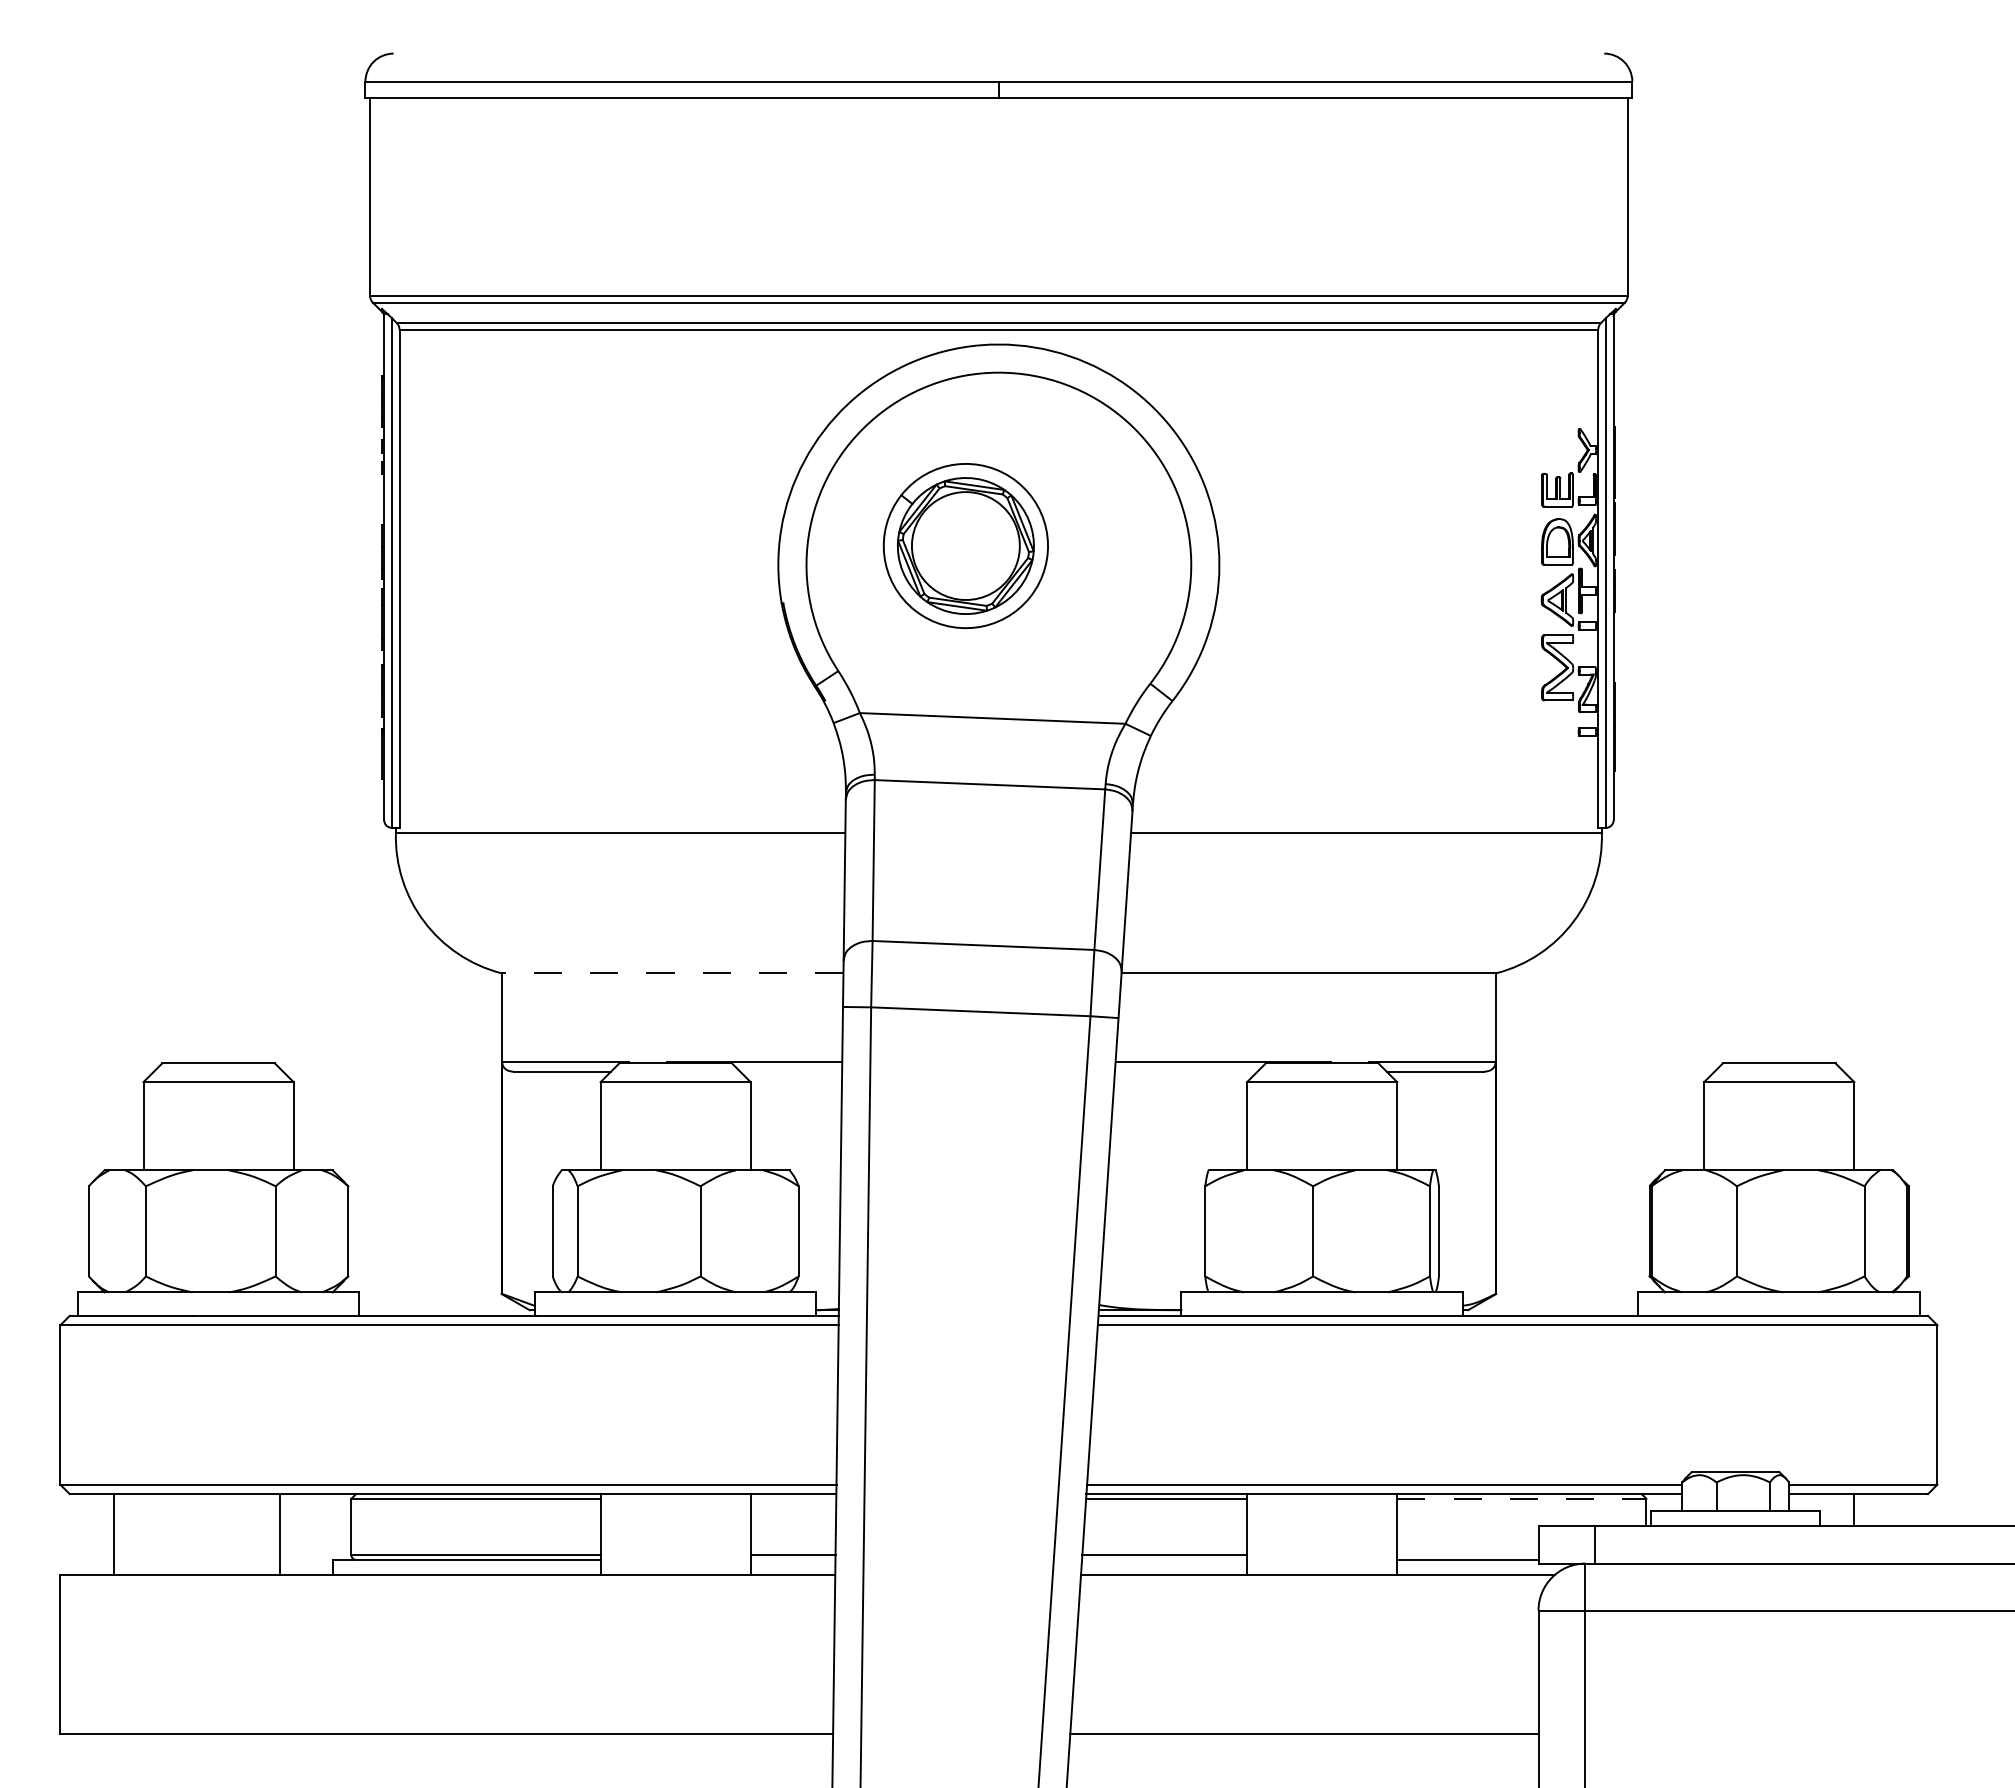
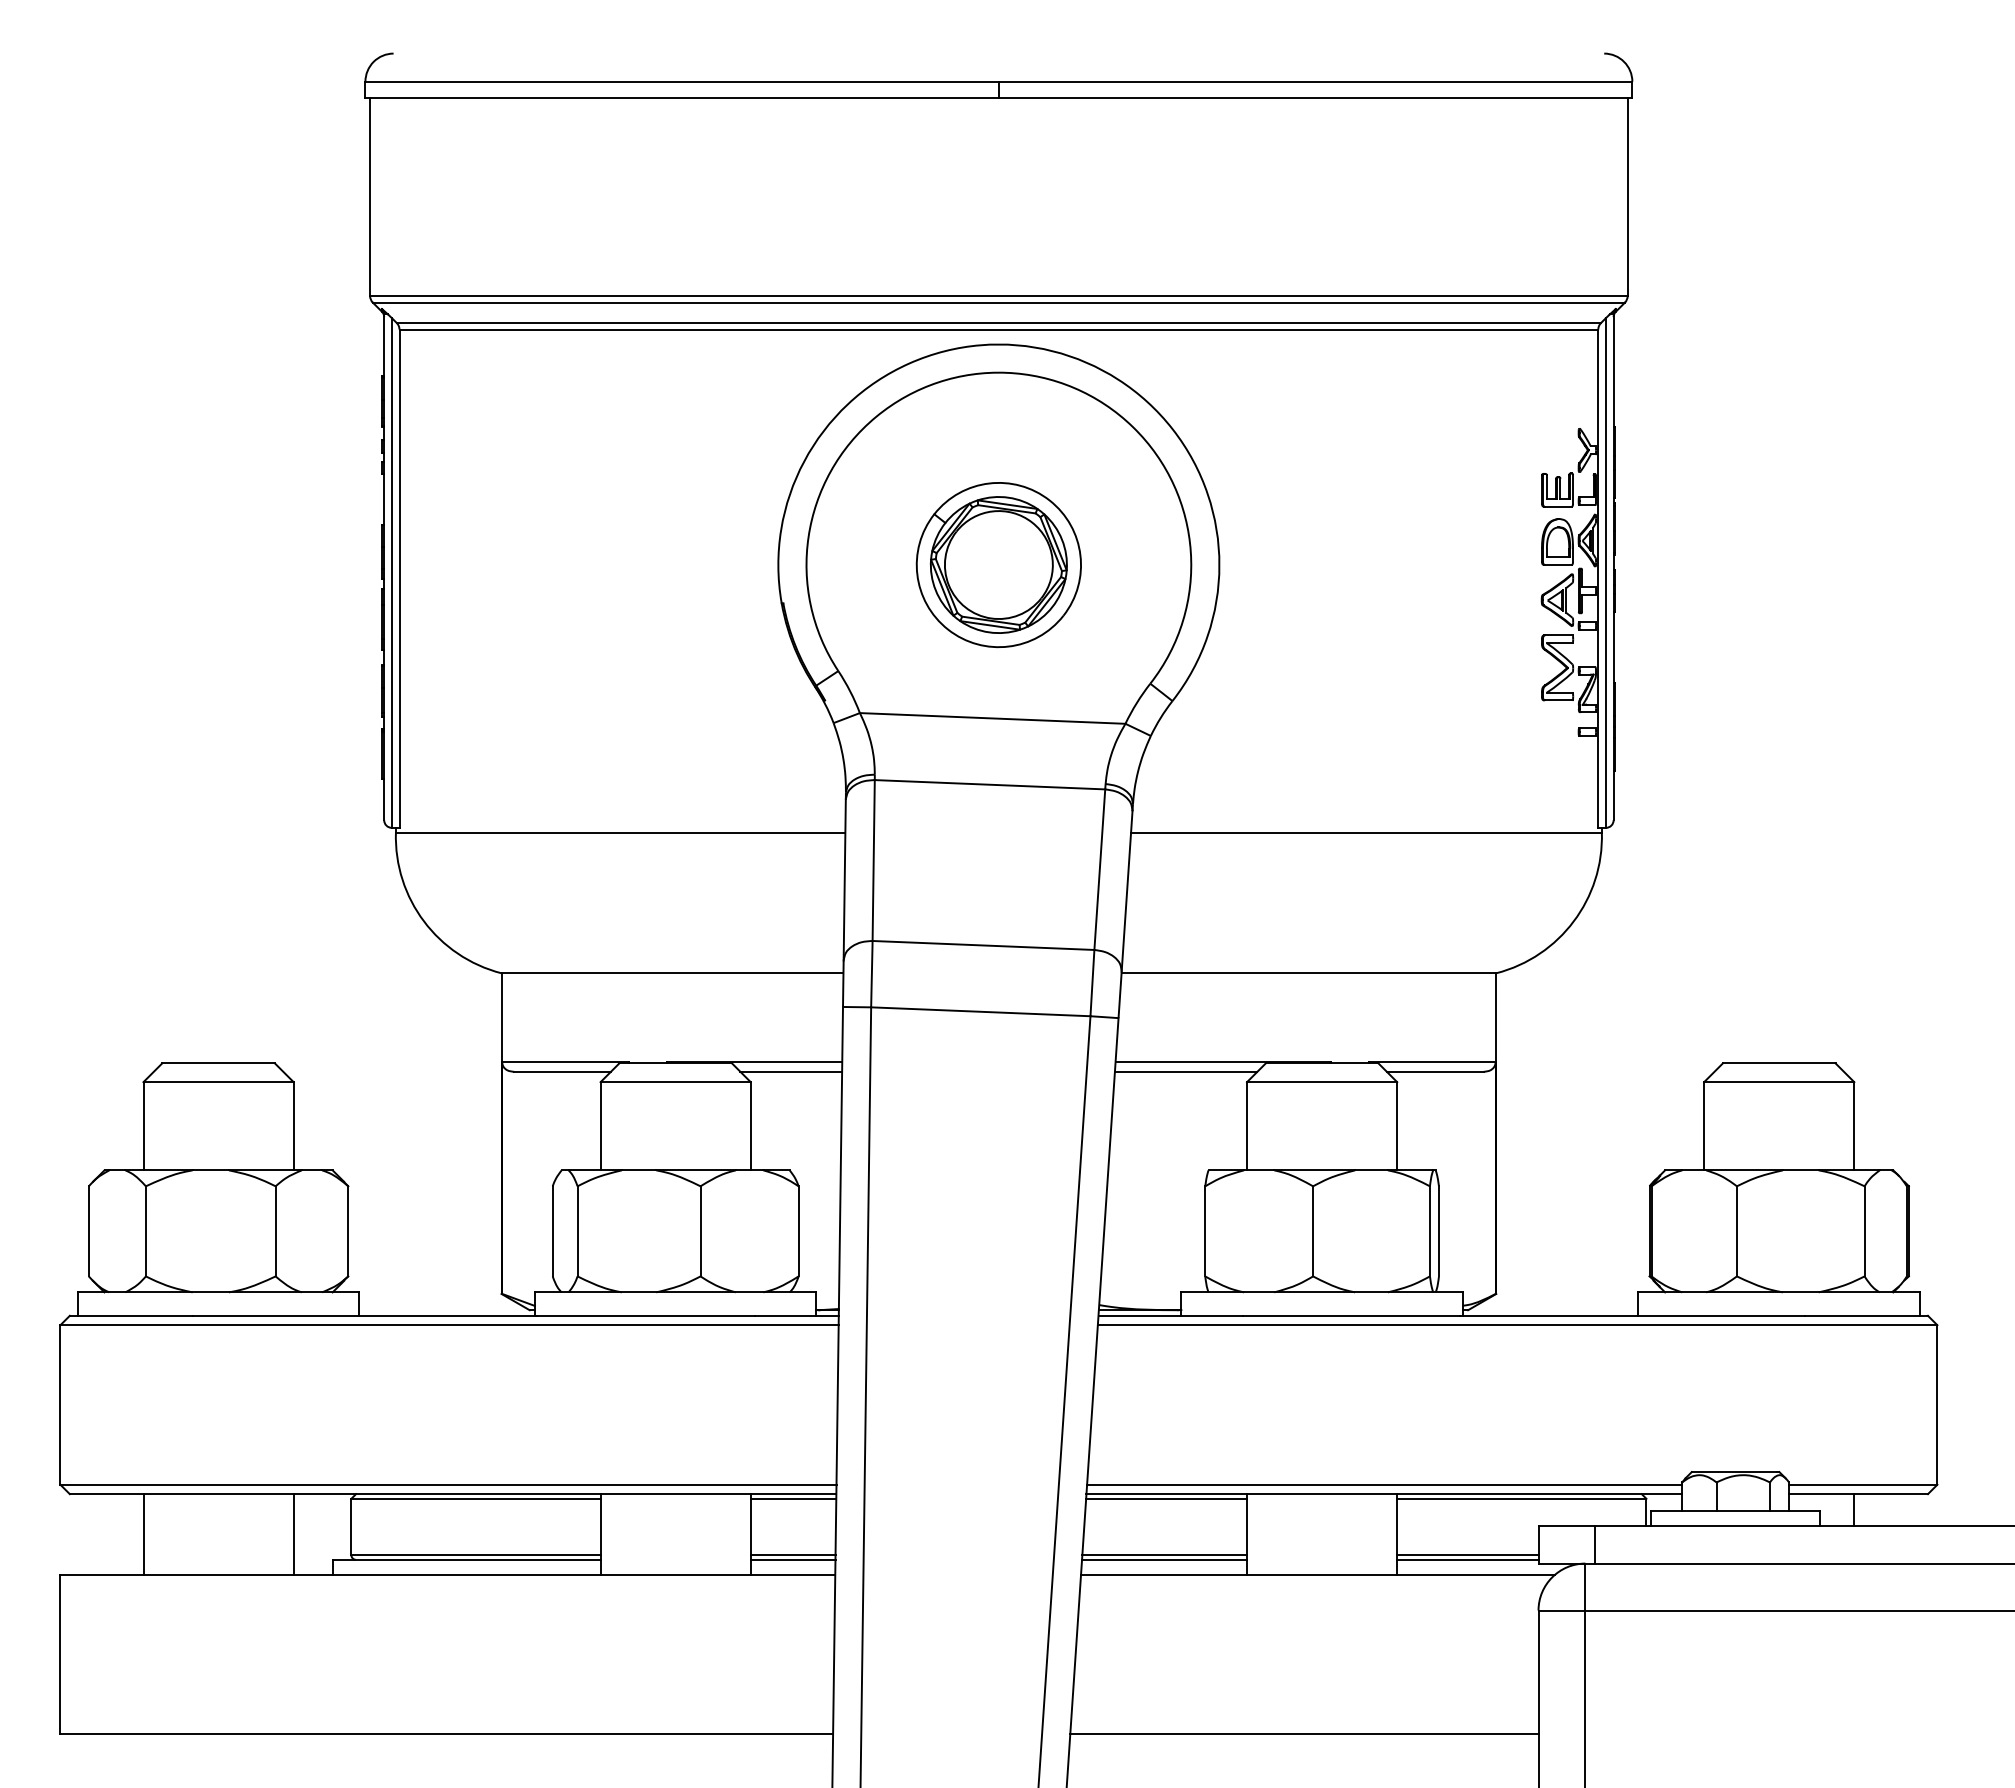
part position: (965, 546) -> (998, 565) (998, 565)
line: dashed -> solid (672, 973)
line: none -> present (791, 1071)
line: none -> present (1185, 1071)
line: none -> present (793, 1498)
line: dashed -> solid (1521, 1498)
line position: (113, 1534) -> (143, 1534) (143, 1534)
line position: (279, 1534) -> (293, 1534) (293, 1534)
line: none -> present (1467, 1555)
line: none -> present (792, 1559)
line: none -> present (1164, 1559)
